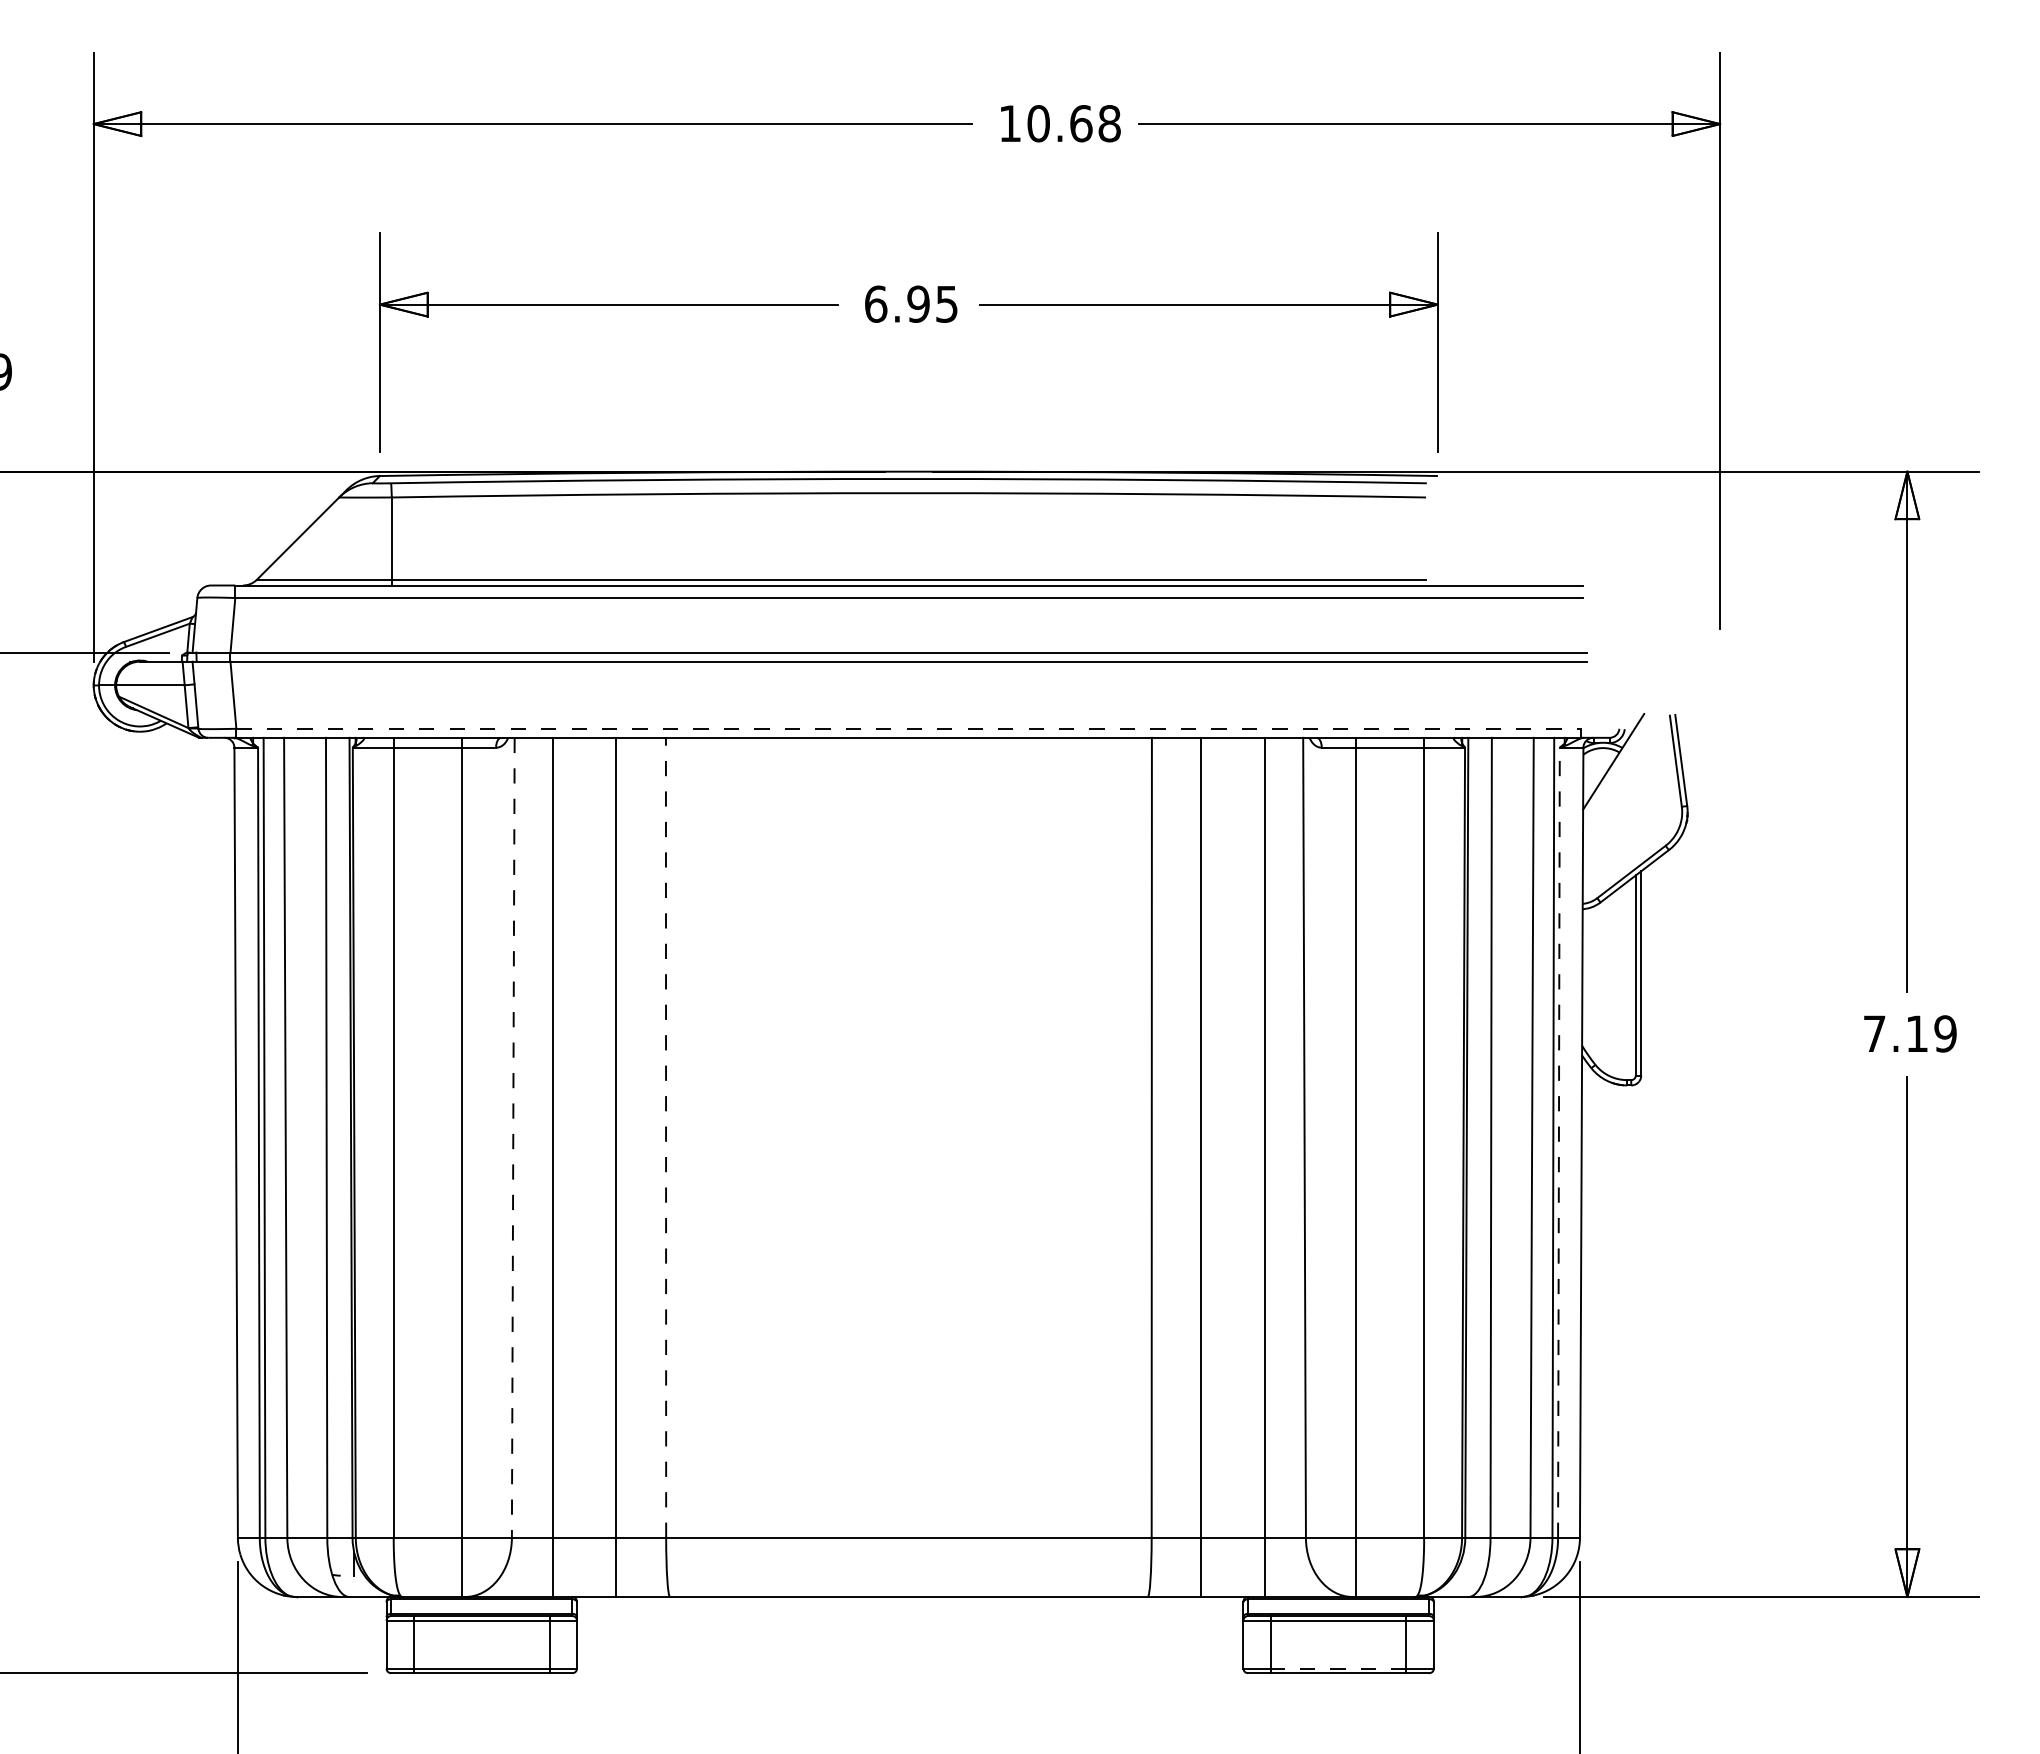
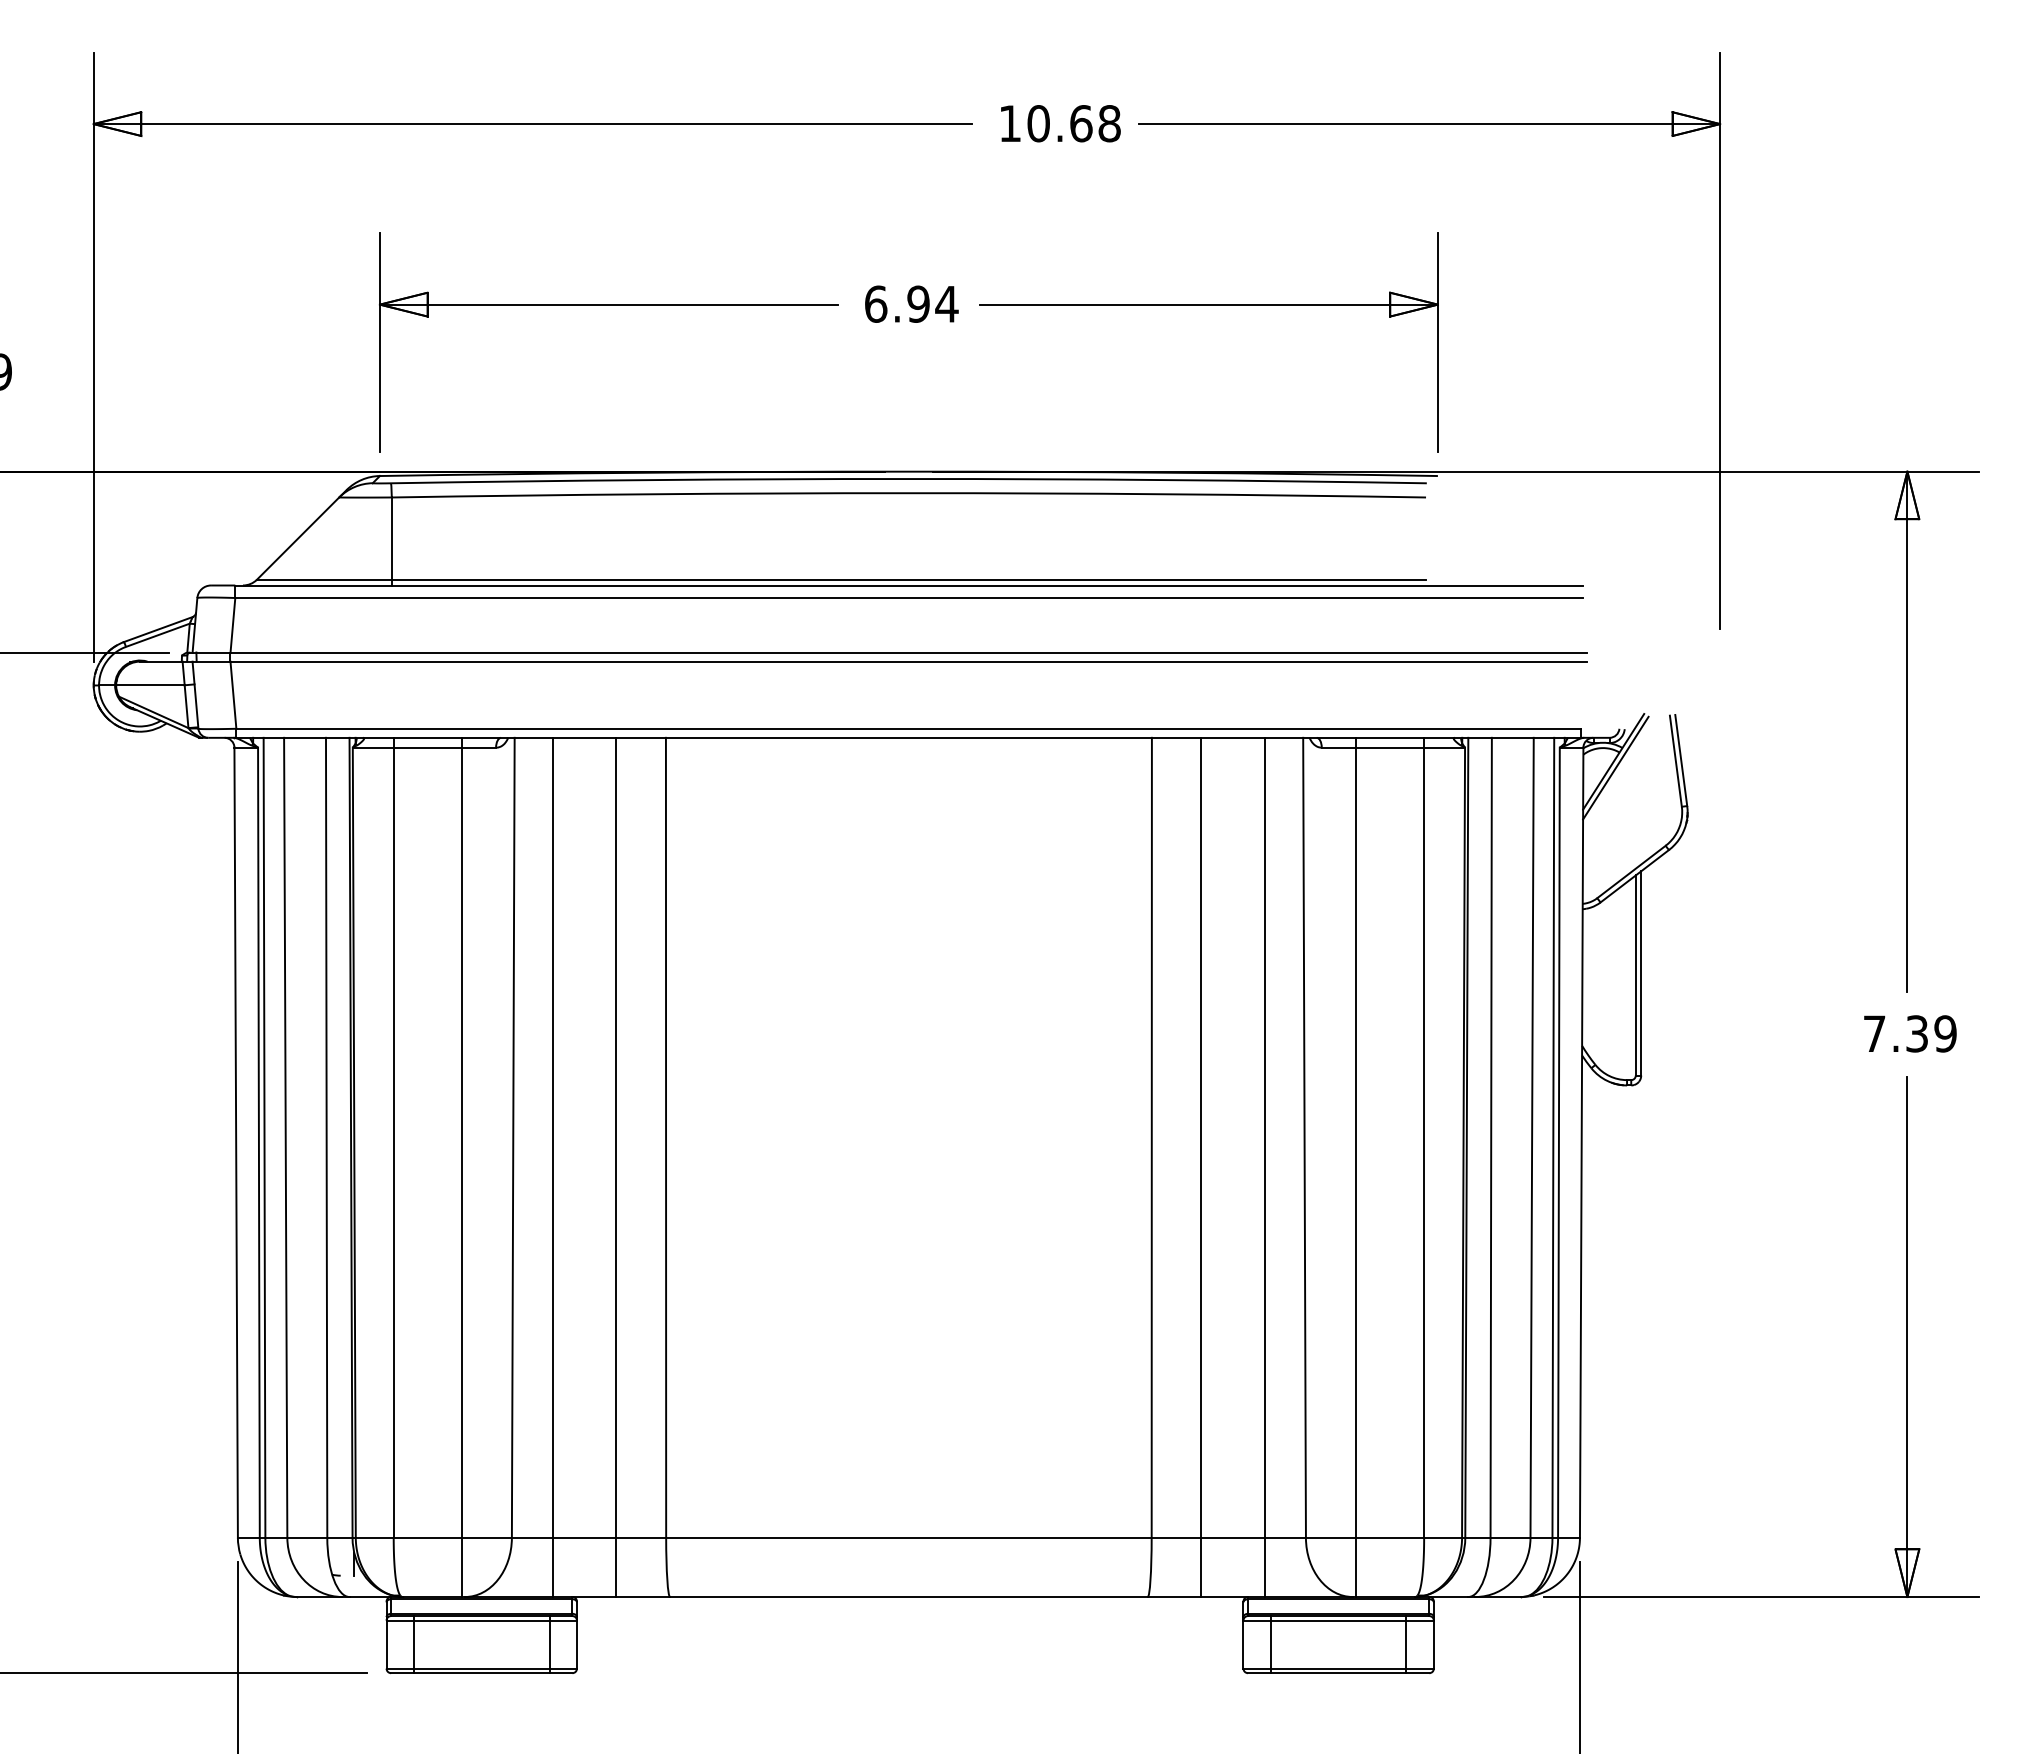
text: 6.95 -> 6.94 (946, 304)
line: dashed -> solid (908, 728)
line: none -> present (1615, 767)
text: 7.19 -> 7.39 (1916, 1033)
line: dashed -> solid (666, 1137)
line: dashed -> solid (513, 1138)
line: dashed -> solid (1558, 1142)
line: dashed -> solid (1338, 1668)
